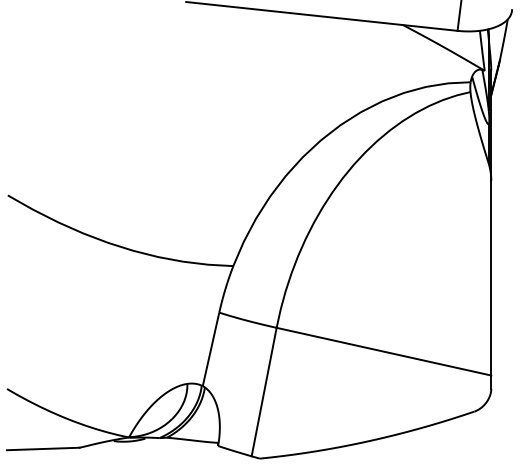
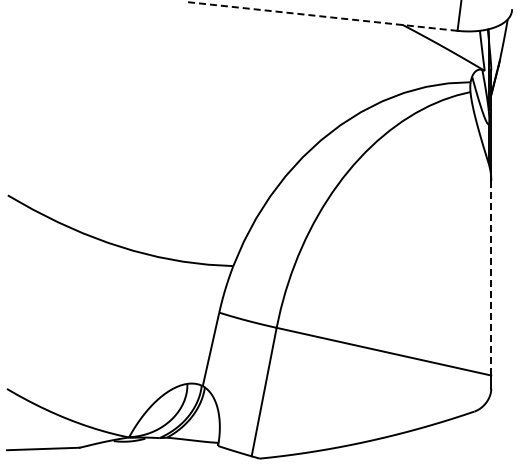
line: solid -> dashed (321, 16)
line: solid -> dashed (491, 278)
